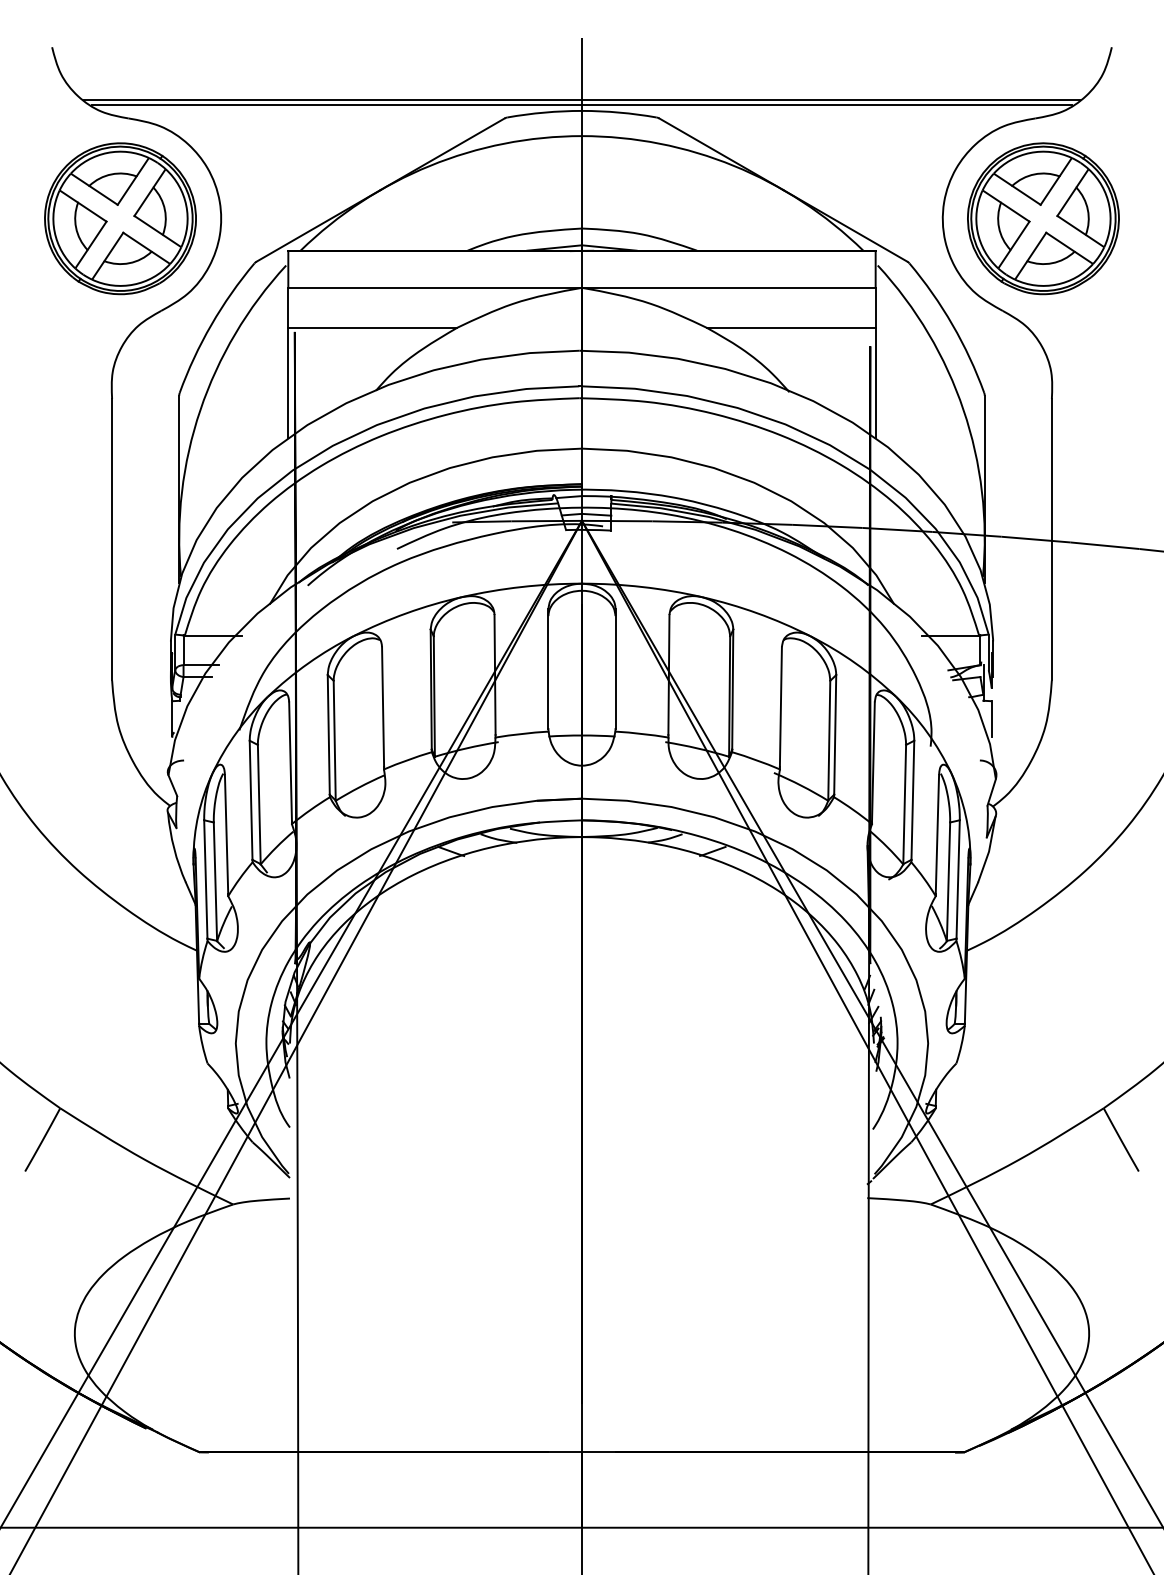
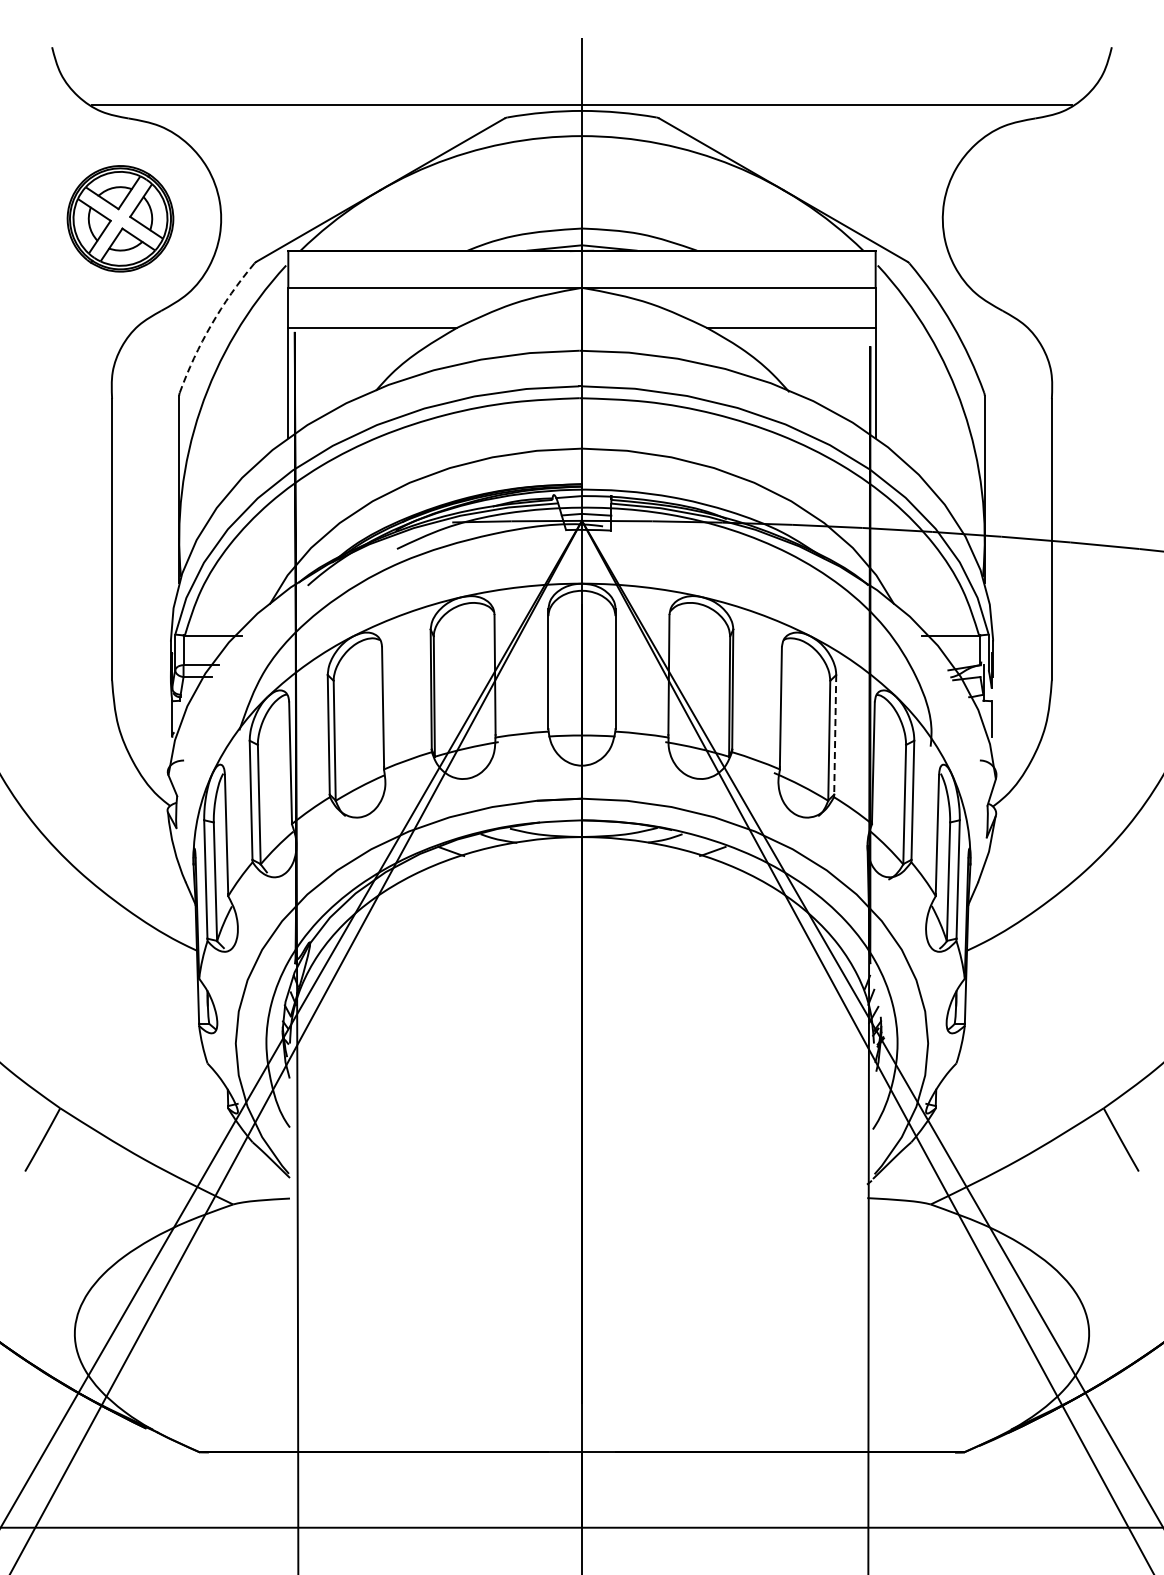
line: present -> none (581, 100)
part size: 153x154 px -> 109x108 px (120, 218)
part: present -> none (1043, 218)
arc: solid -> dashed (211, 324)
line: solid -> dashed (835, 734)
